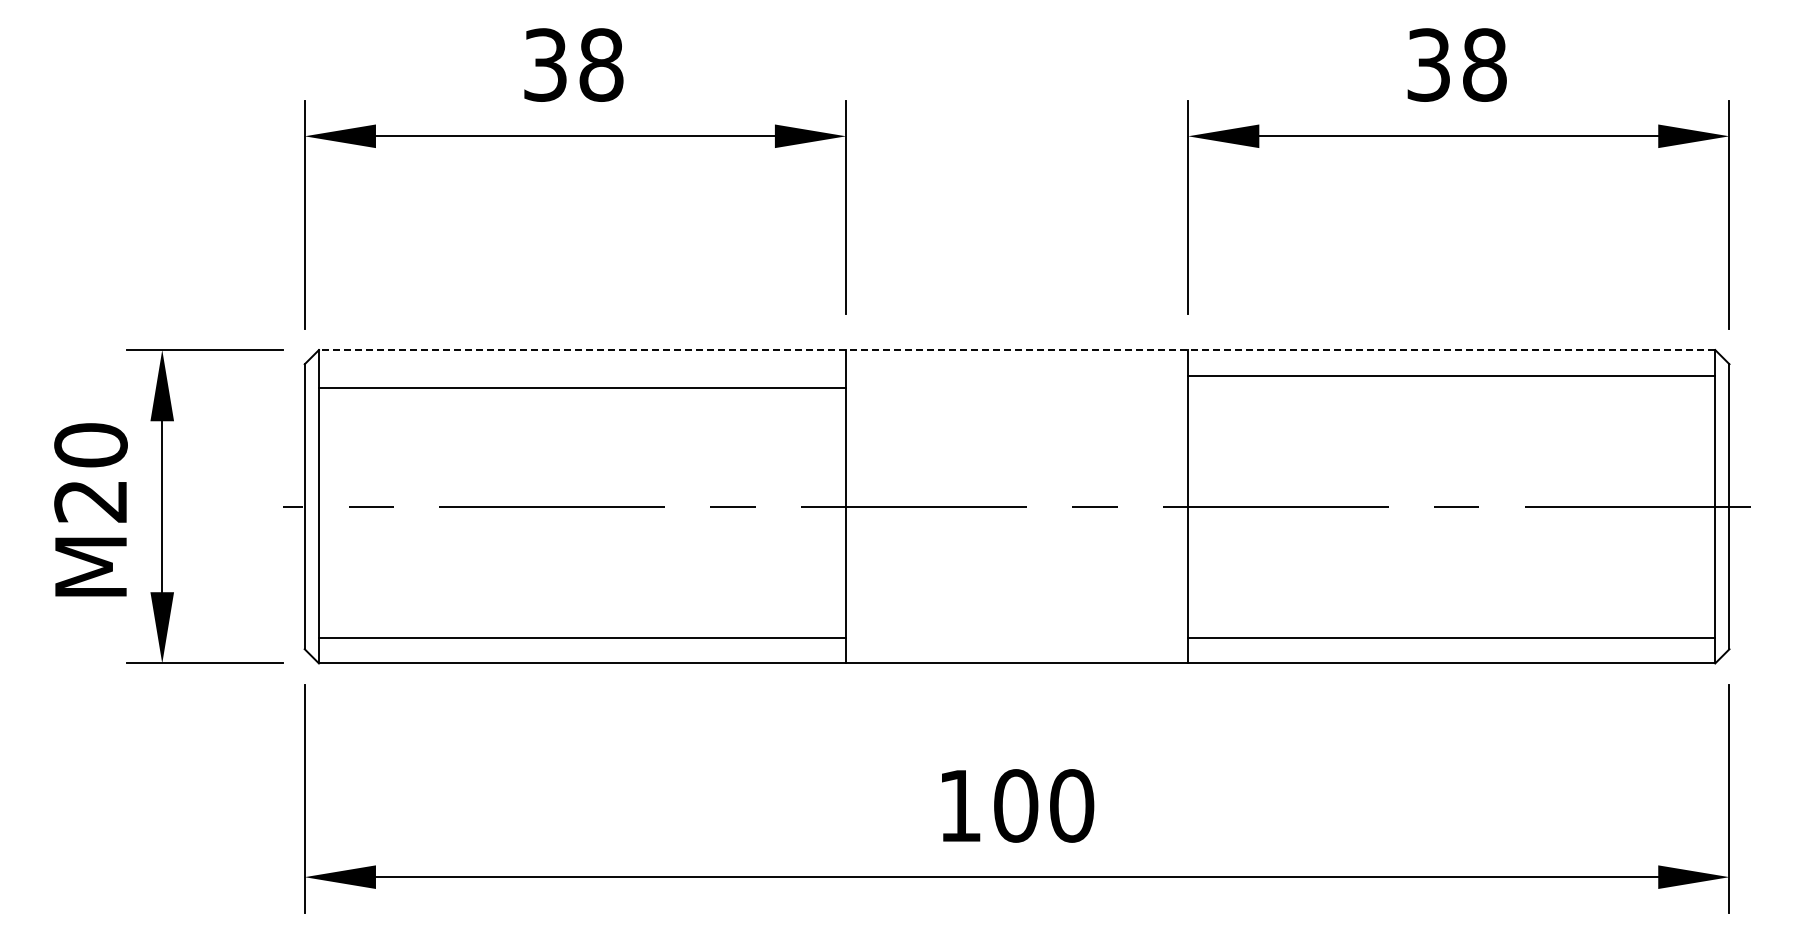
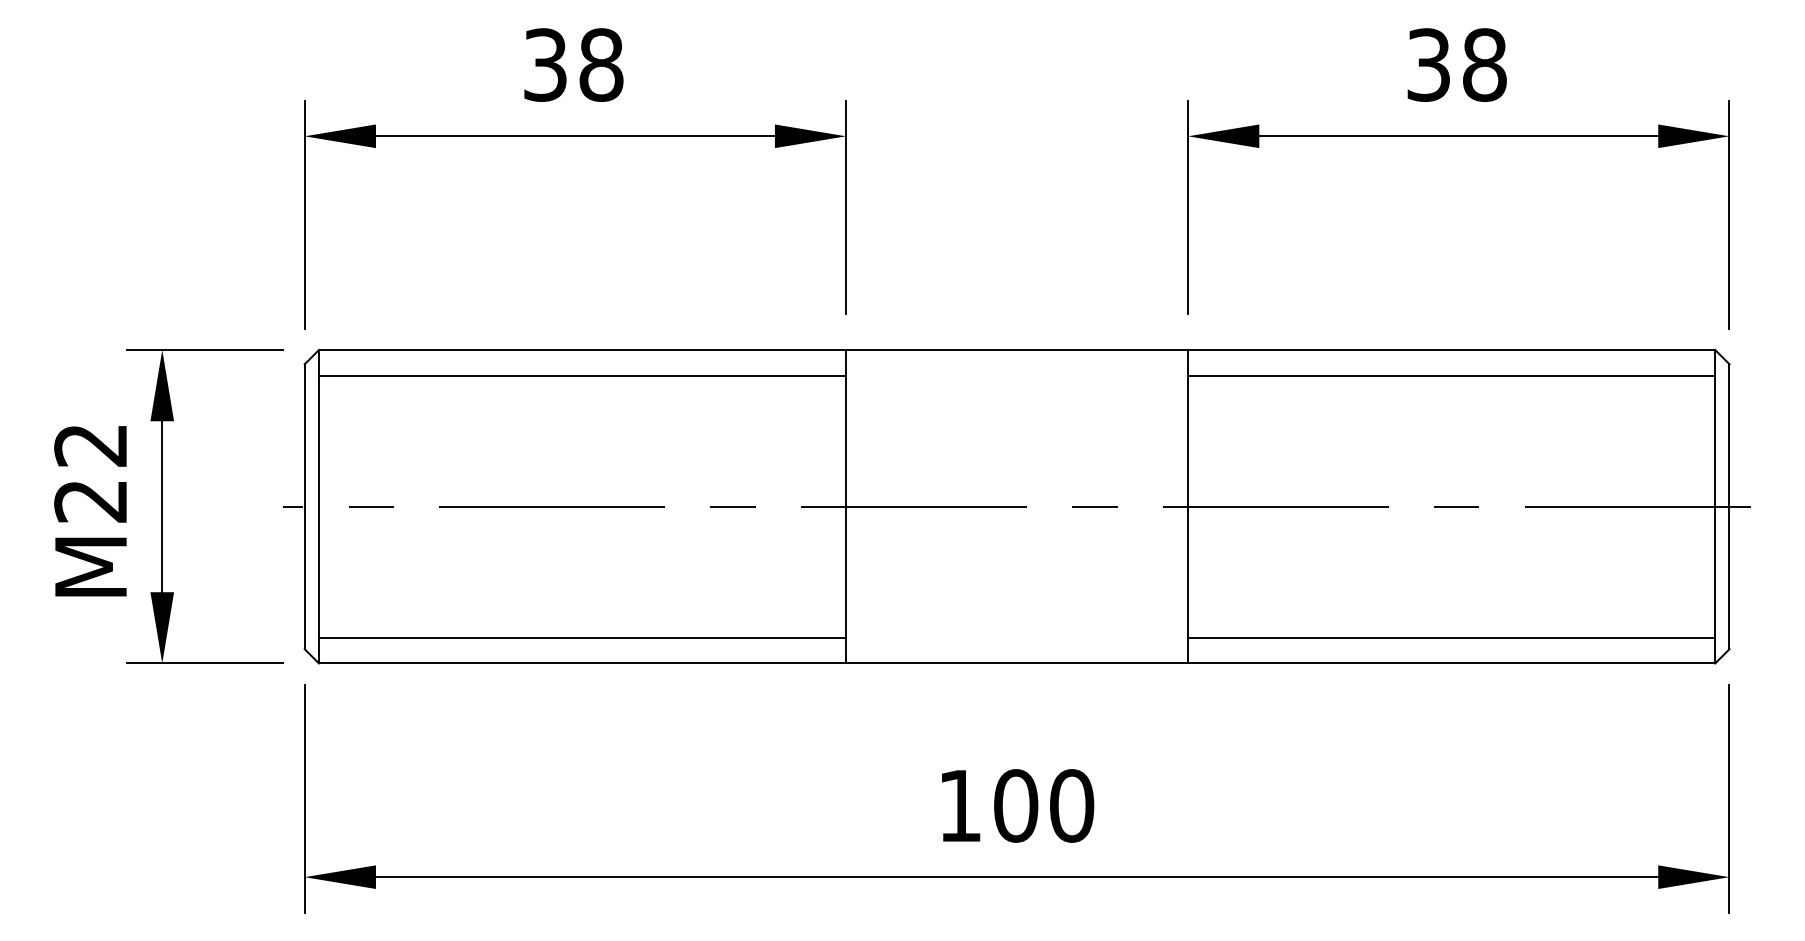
line: dashed -> solid (1016, 350)
line position: (582, 387) -> (582, 375) (582, 375)
text: 20 -> 22 (90, 445)
